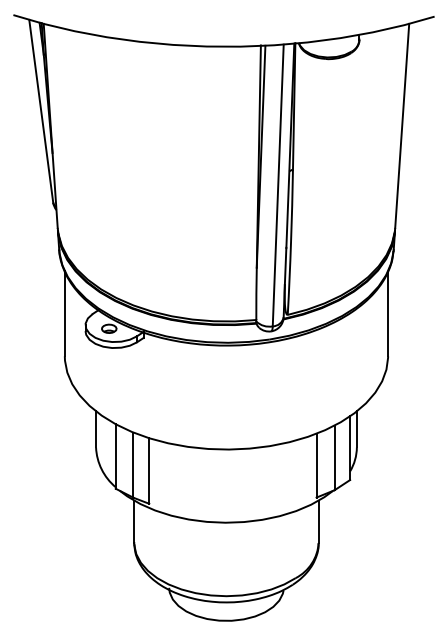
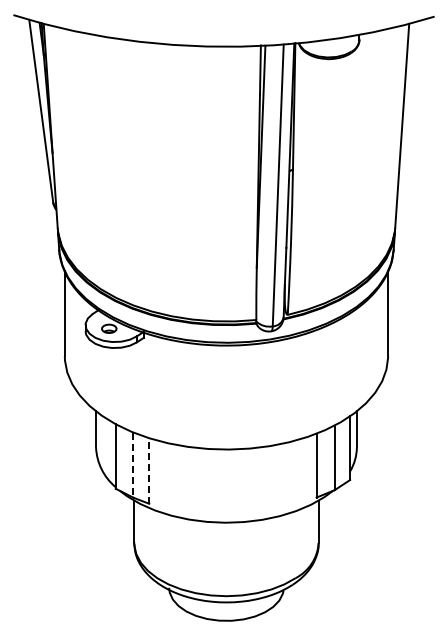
line: solid -> dashed (133, 465)
line: solid -> dashed (149, 471)
